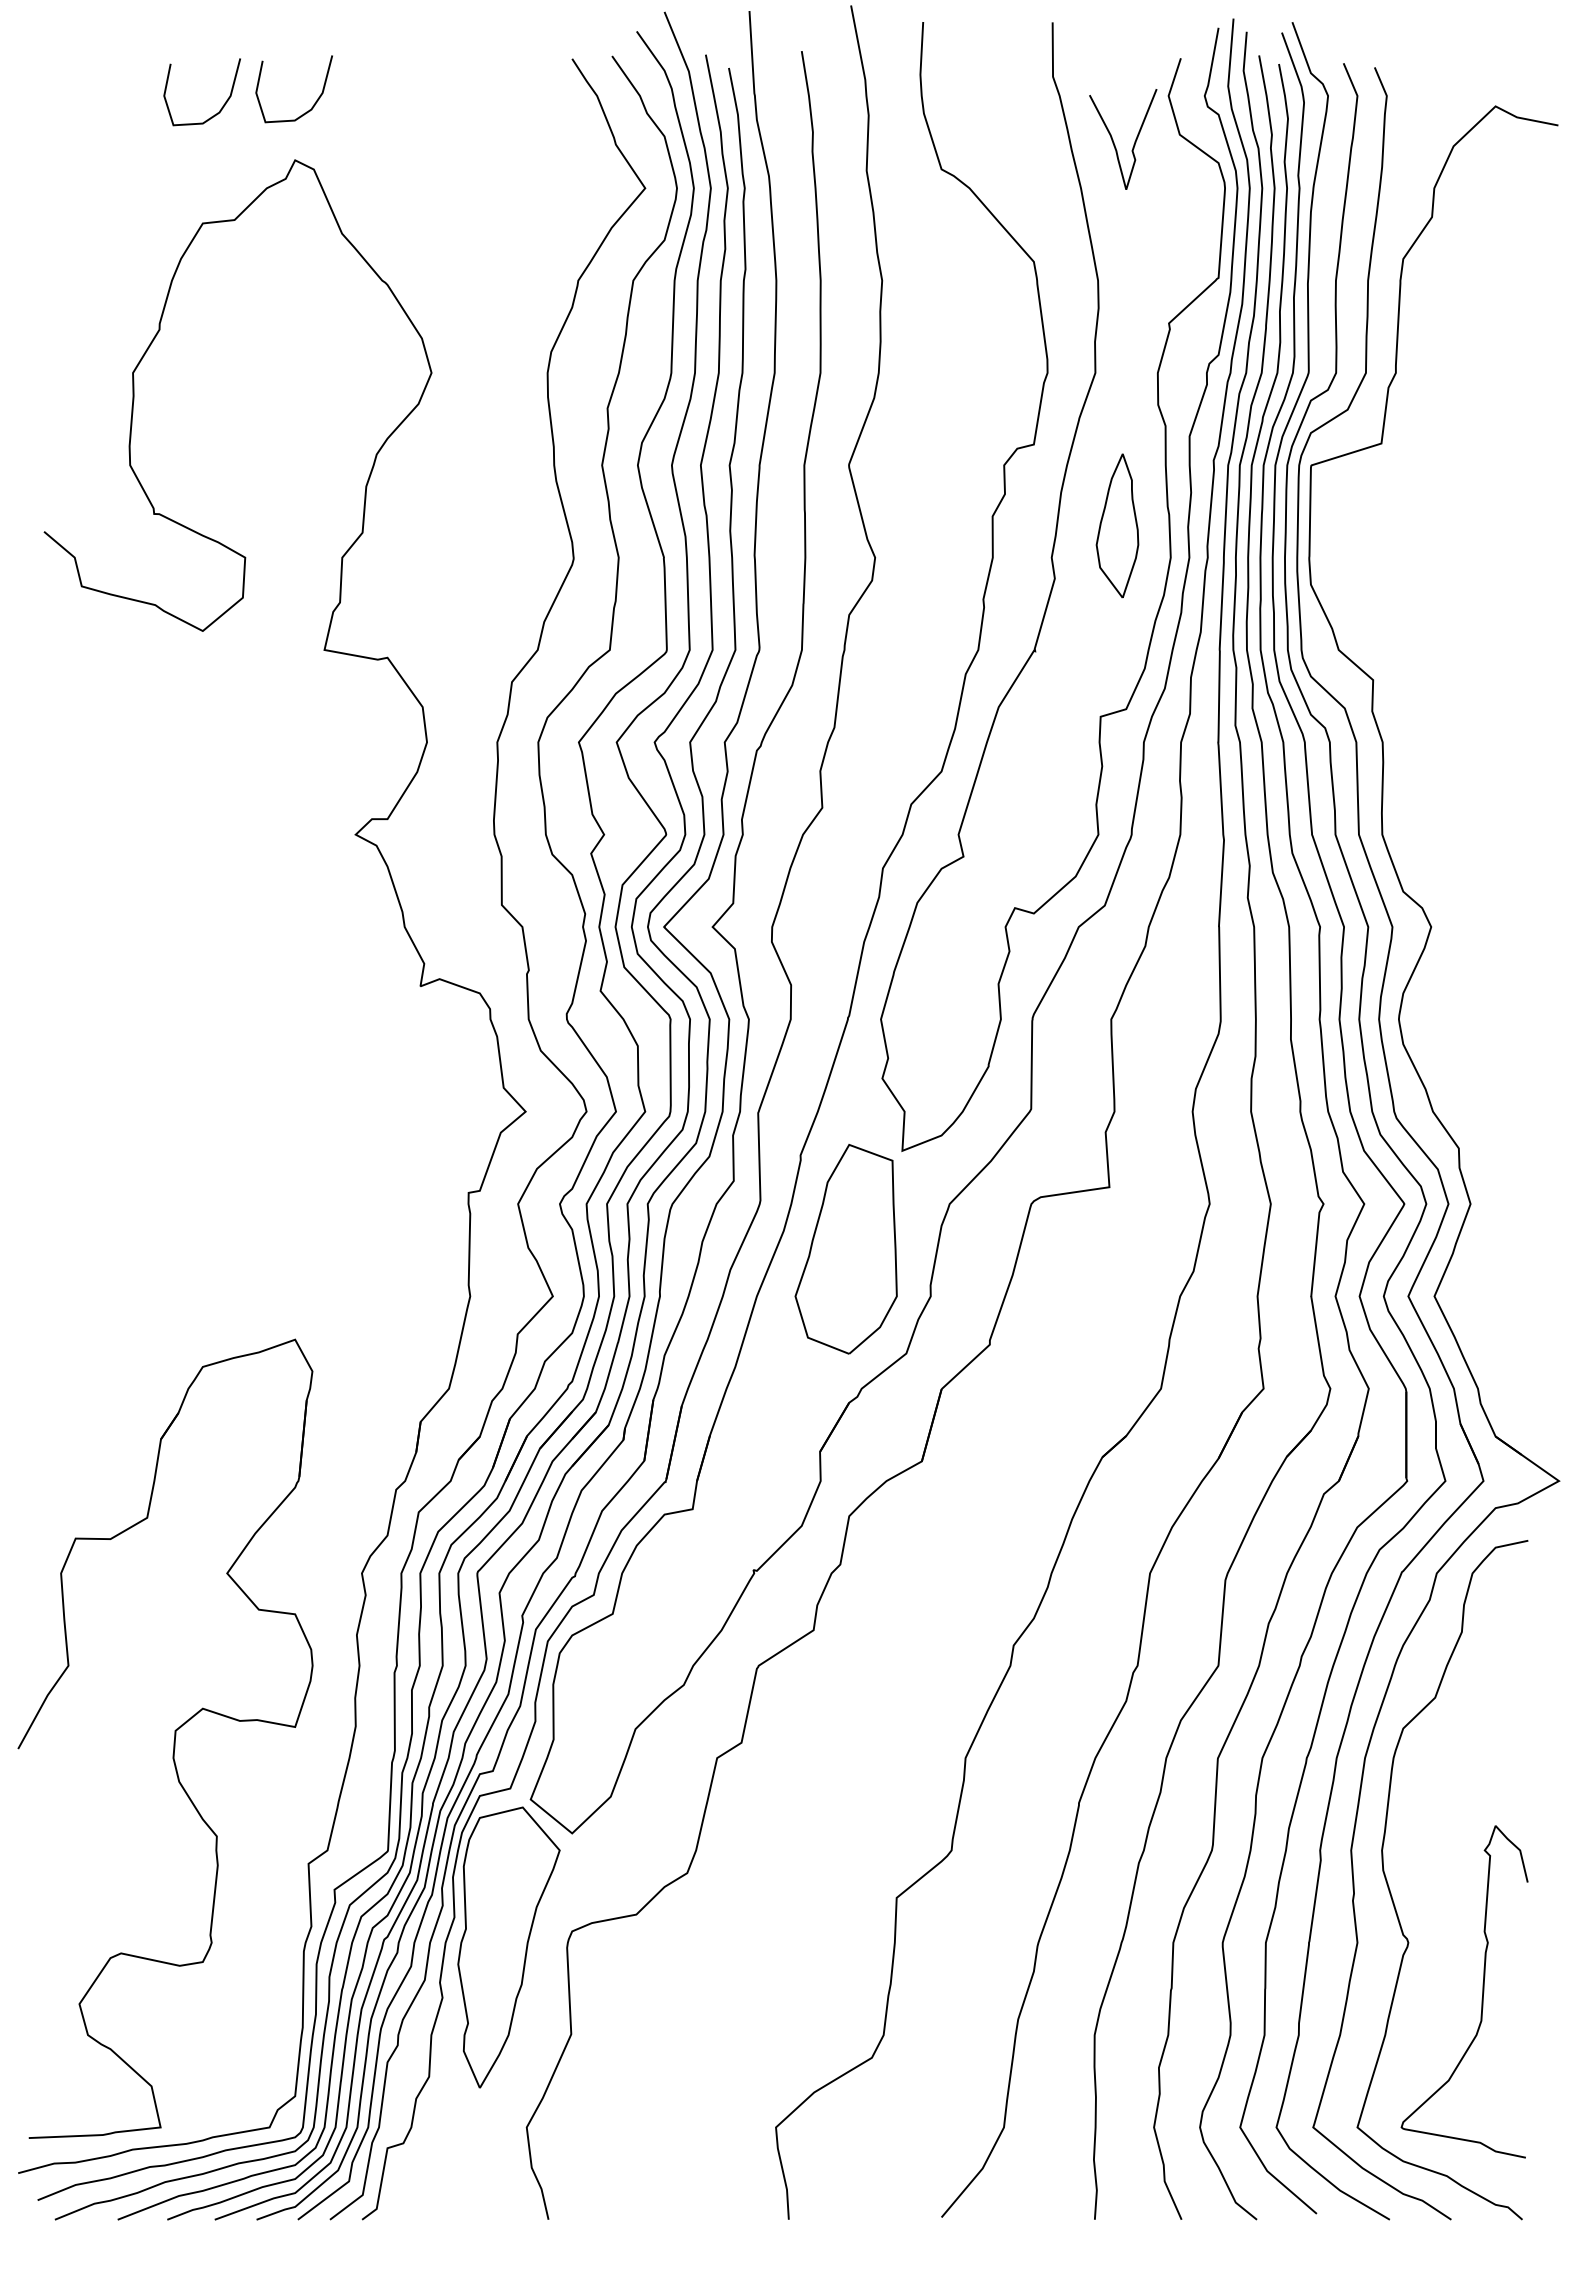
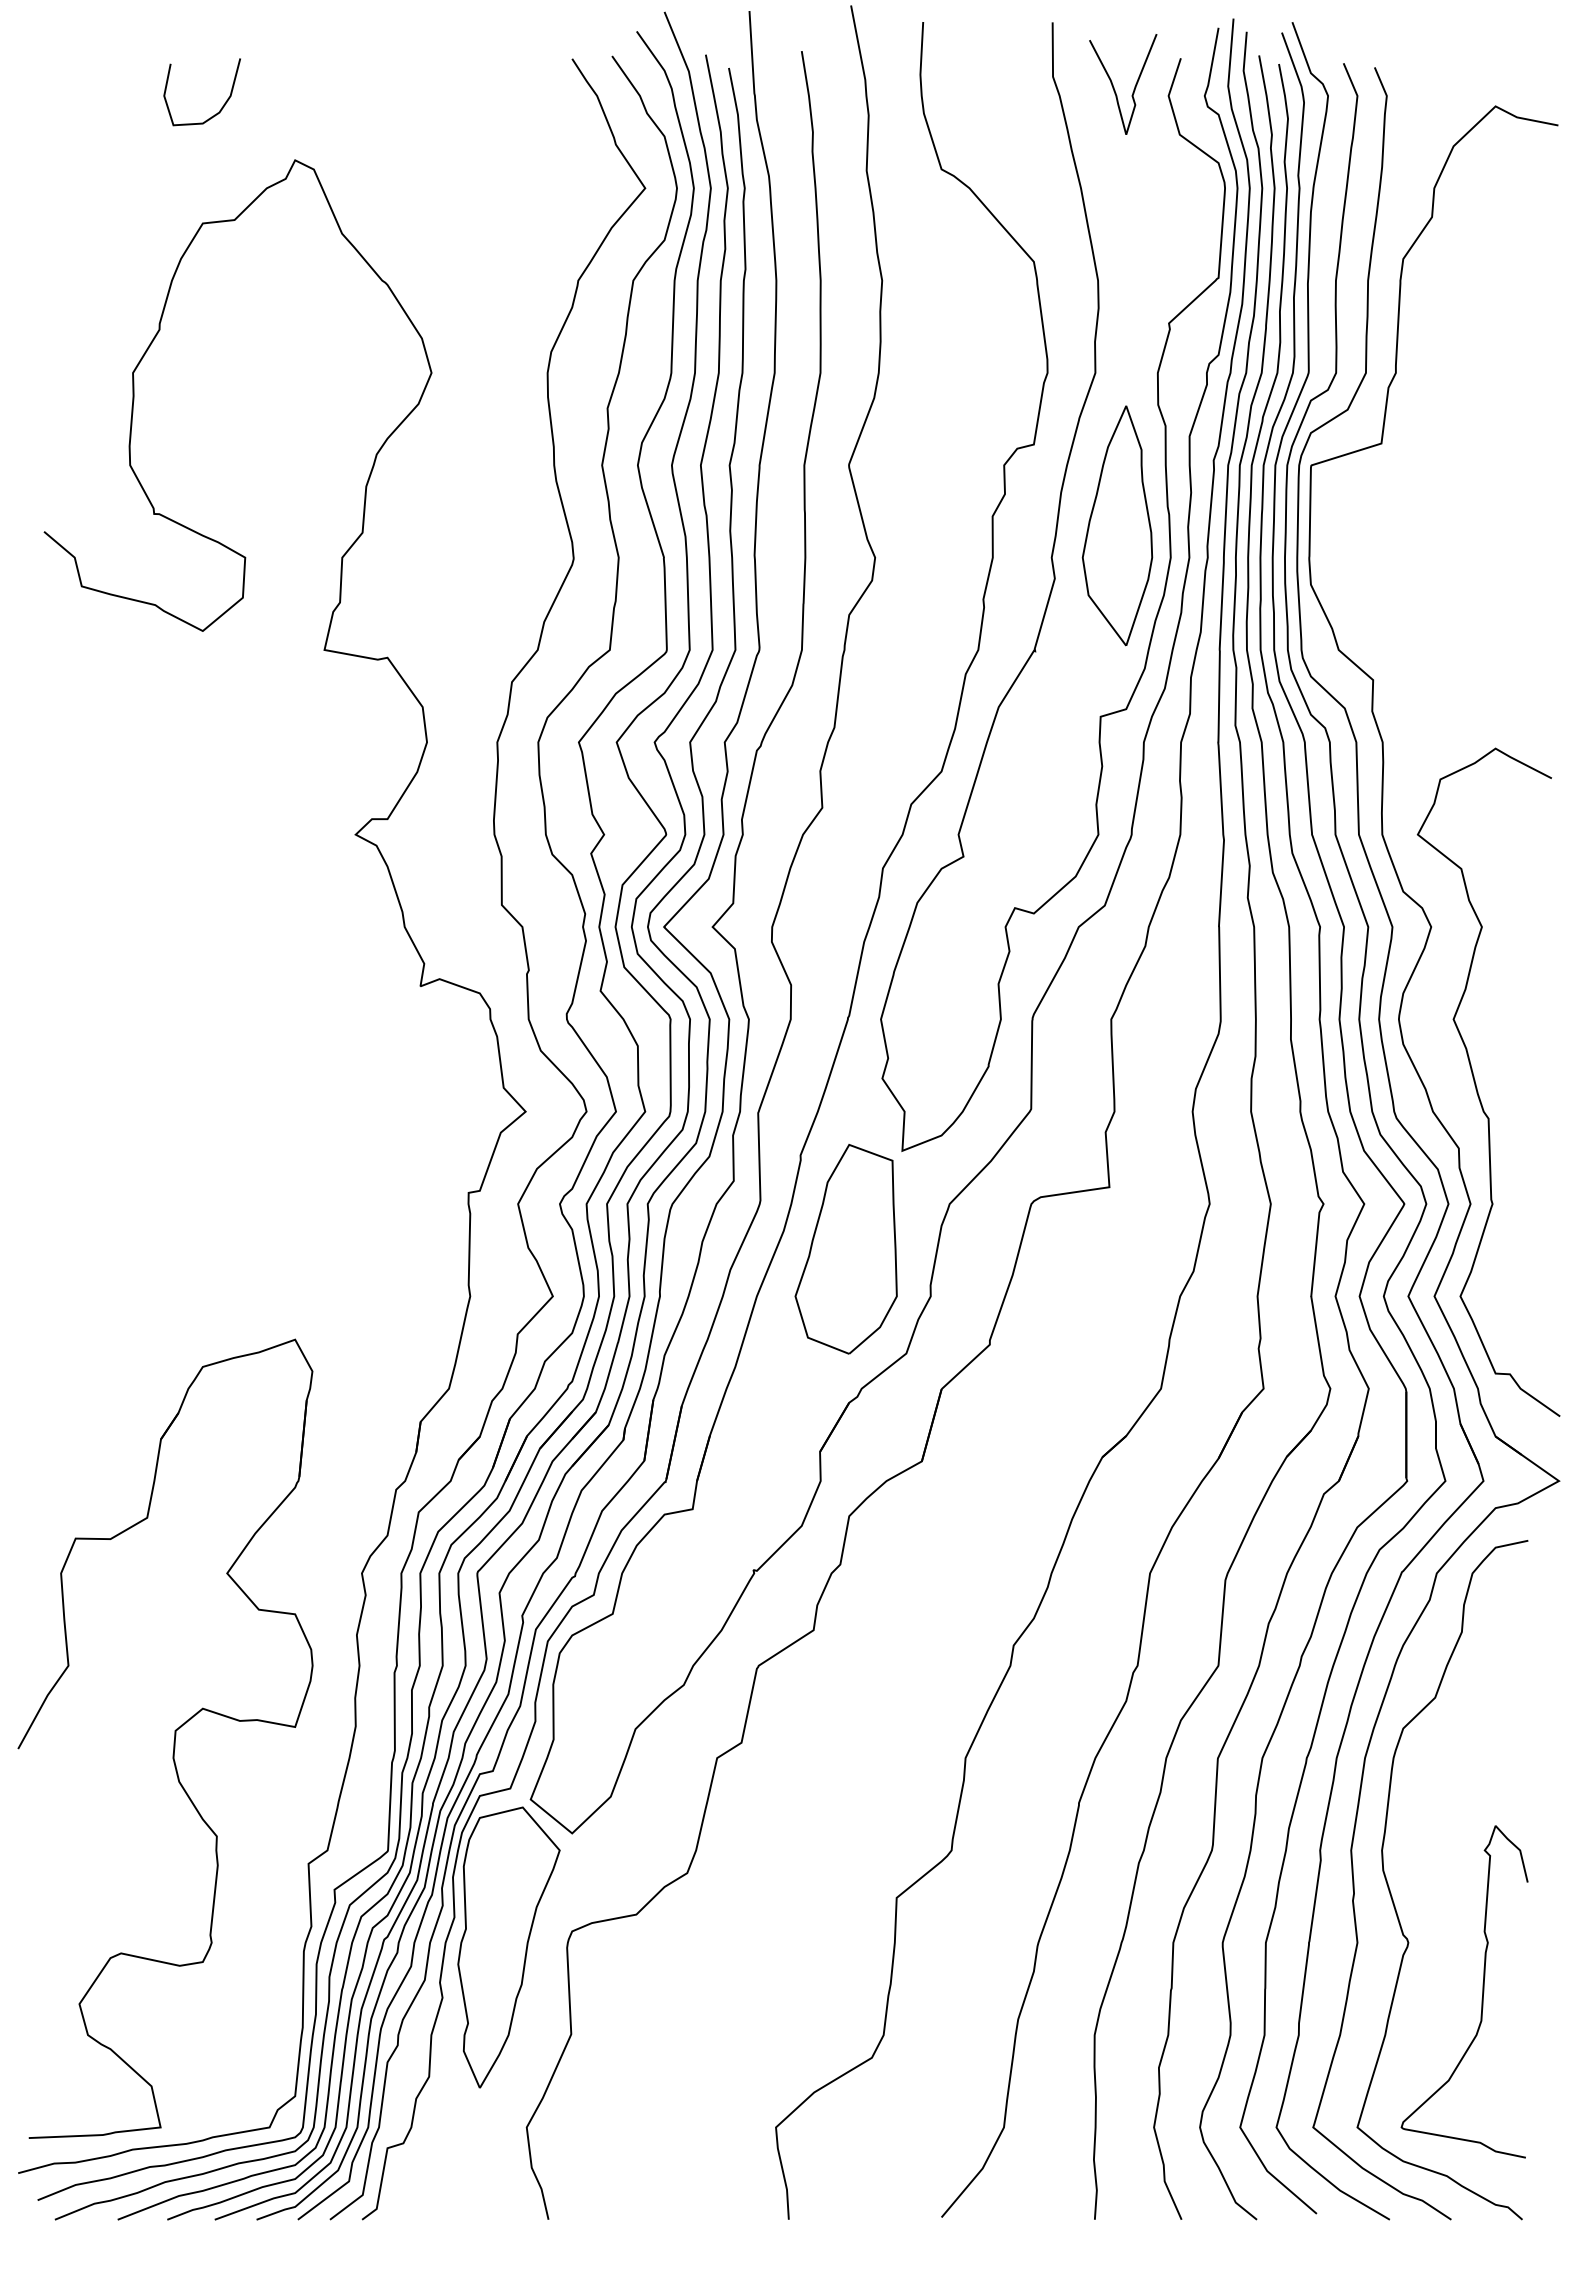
curve: present -> none (313, 104)
curve position: (1114, 142) -> (1114, 87) (1114, 87)
part size: 45x146 px -> 73x242 px (1117, 525)
curve: none -> present (1476, 1083)
